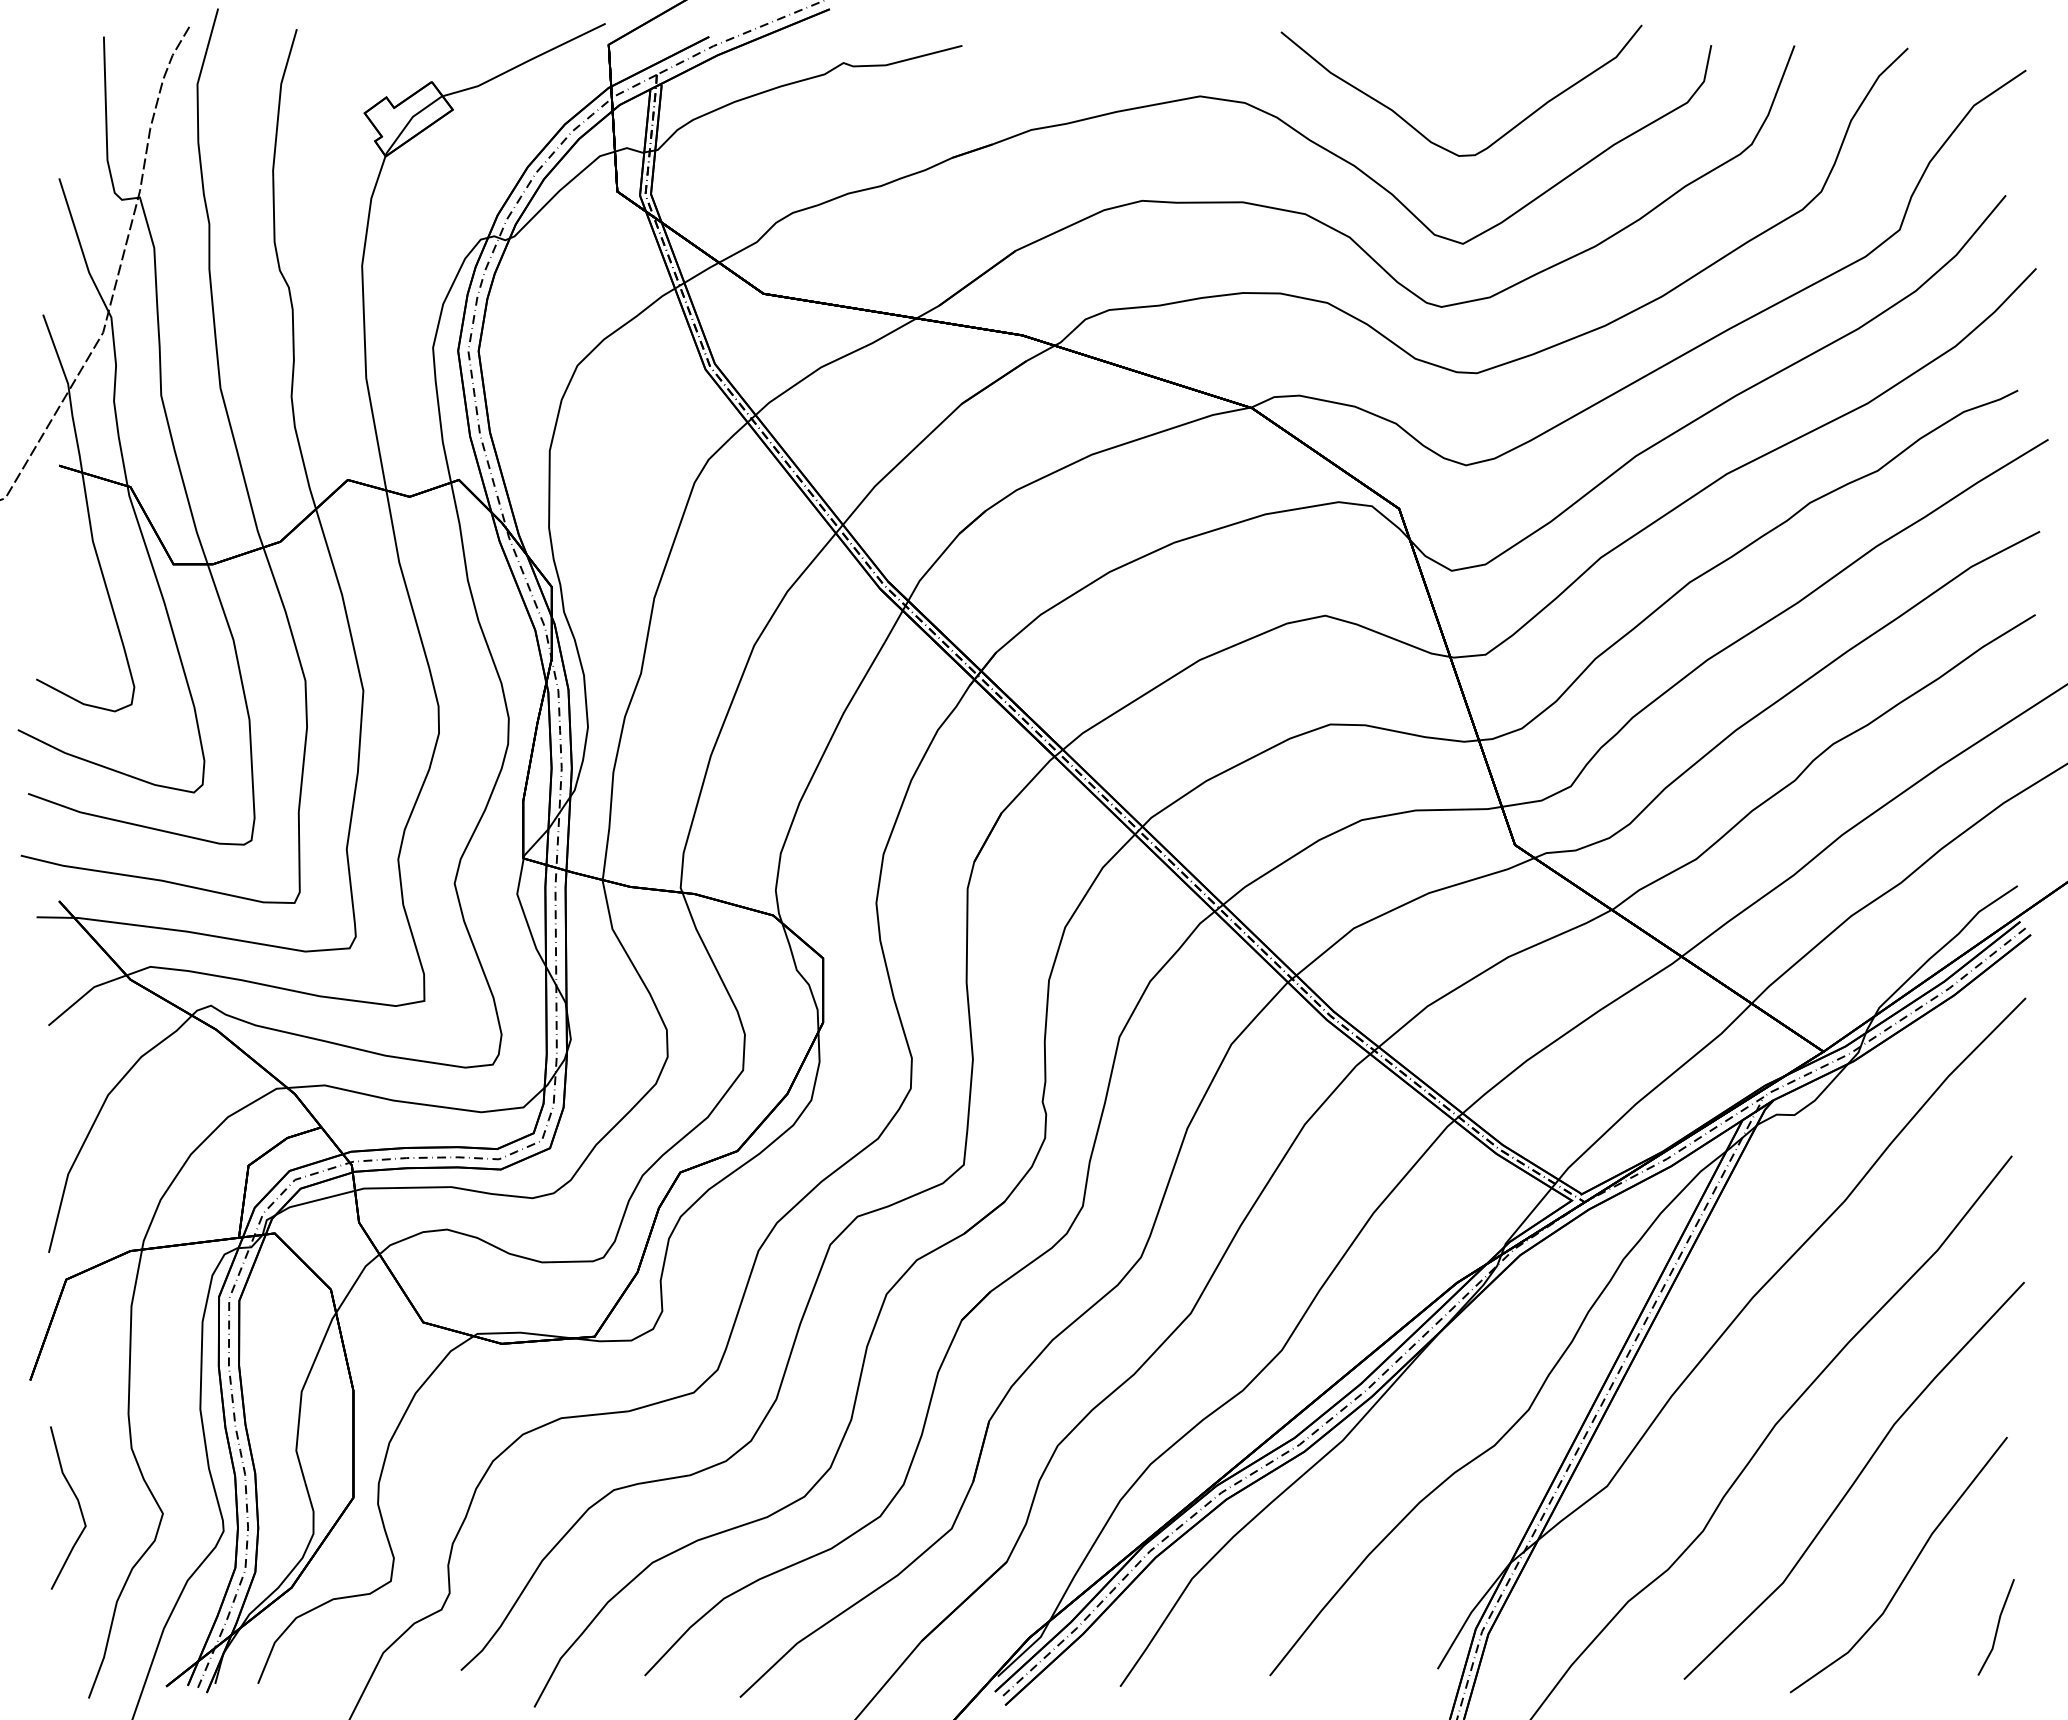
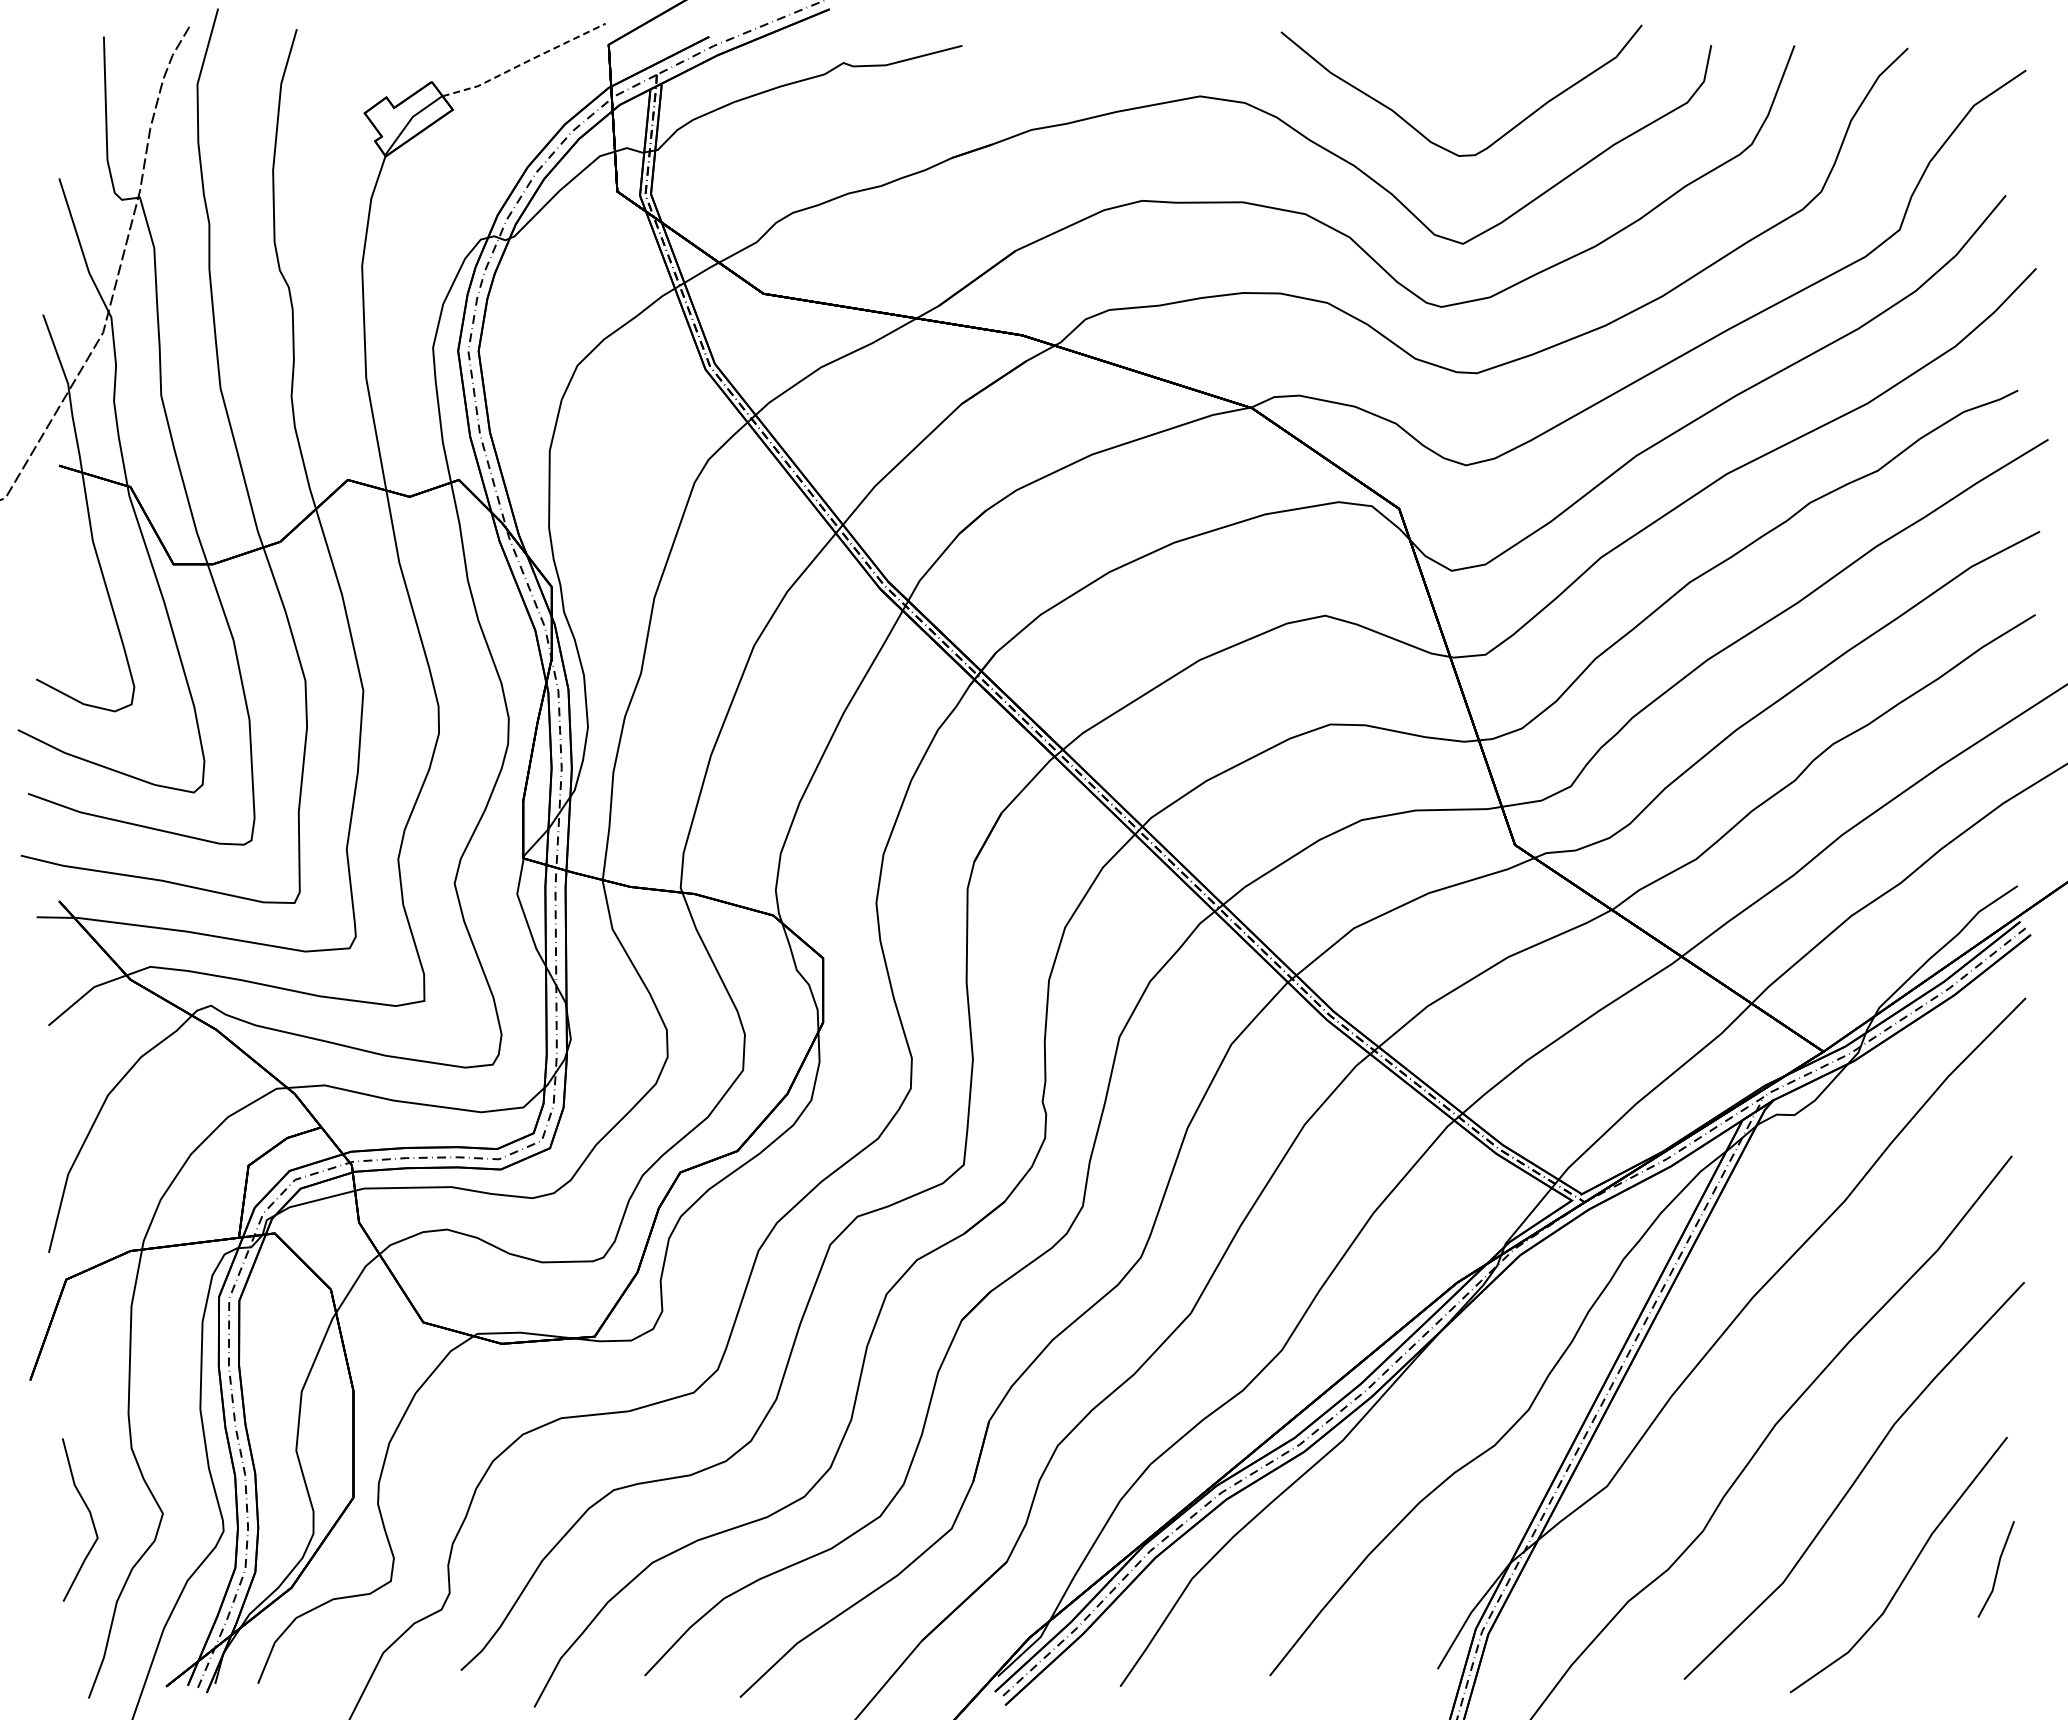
line: solid -> dashed (524, 62)
curve position: (78, 1505) -> (90, 1517) (90, 1517)
line position: (1996, 1627) -> (1996, 1569) (1996, 1569)
